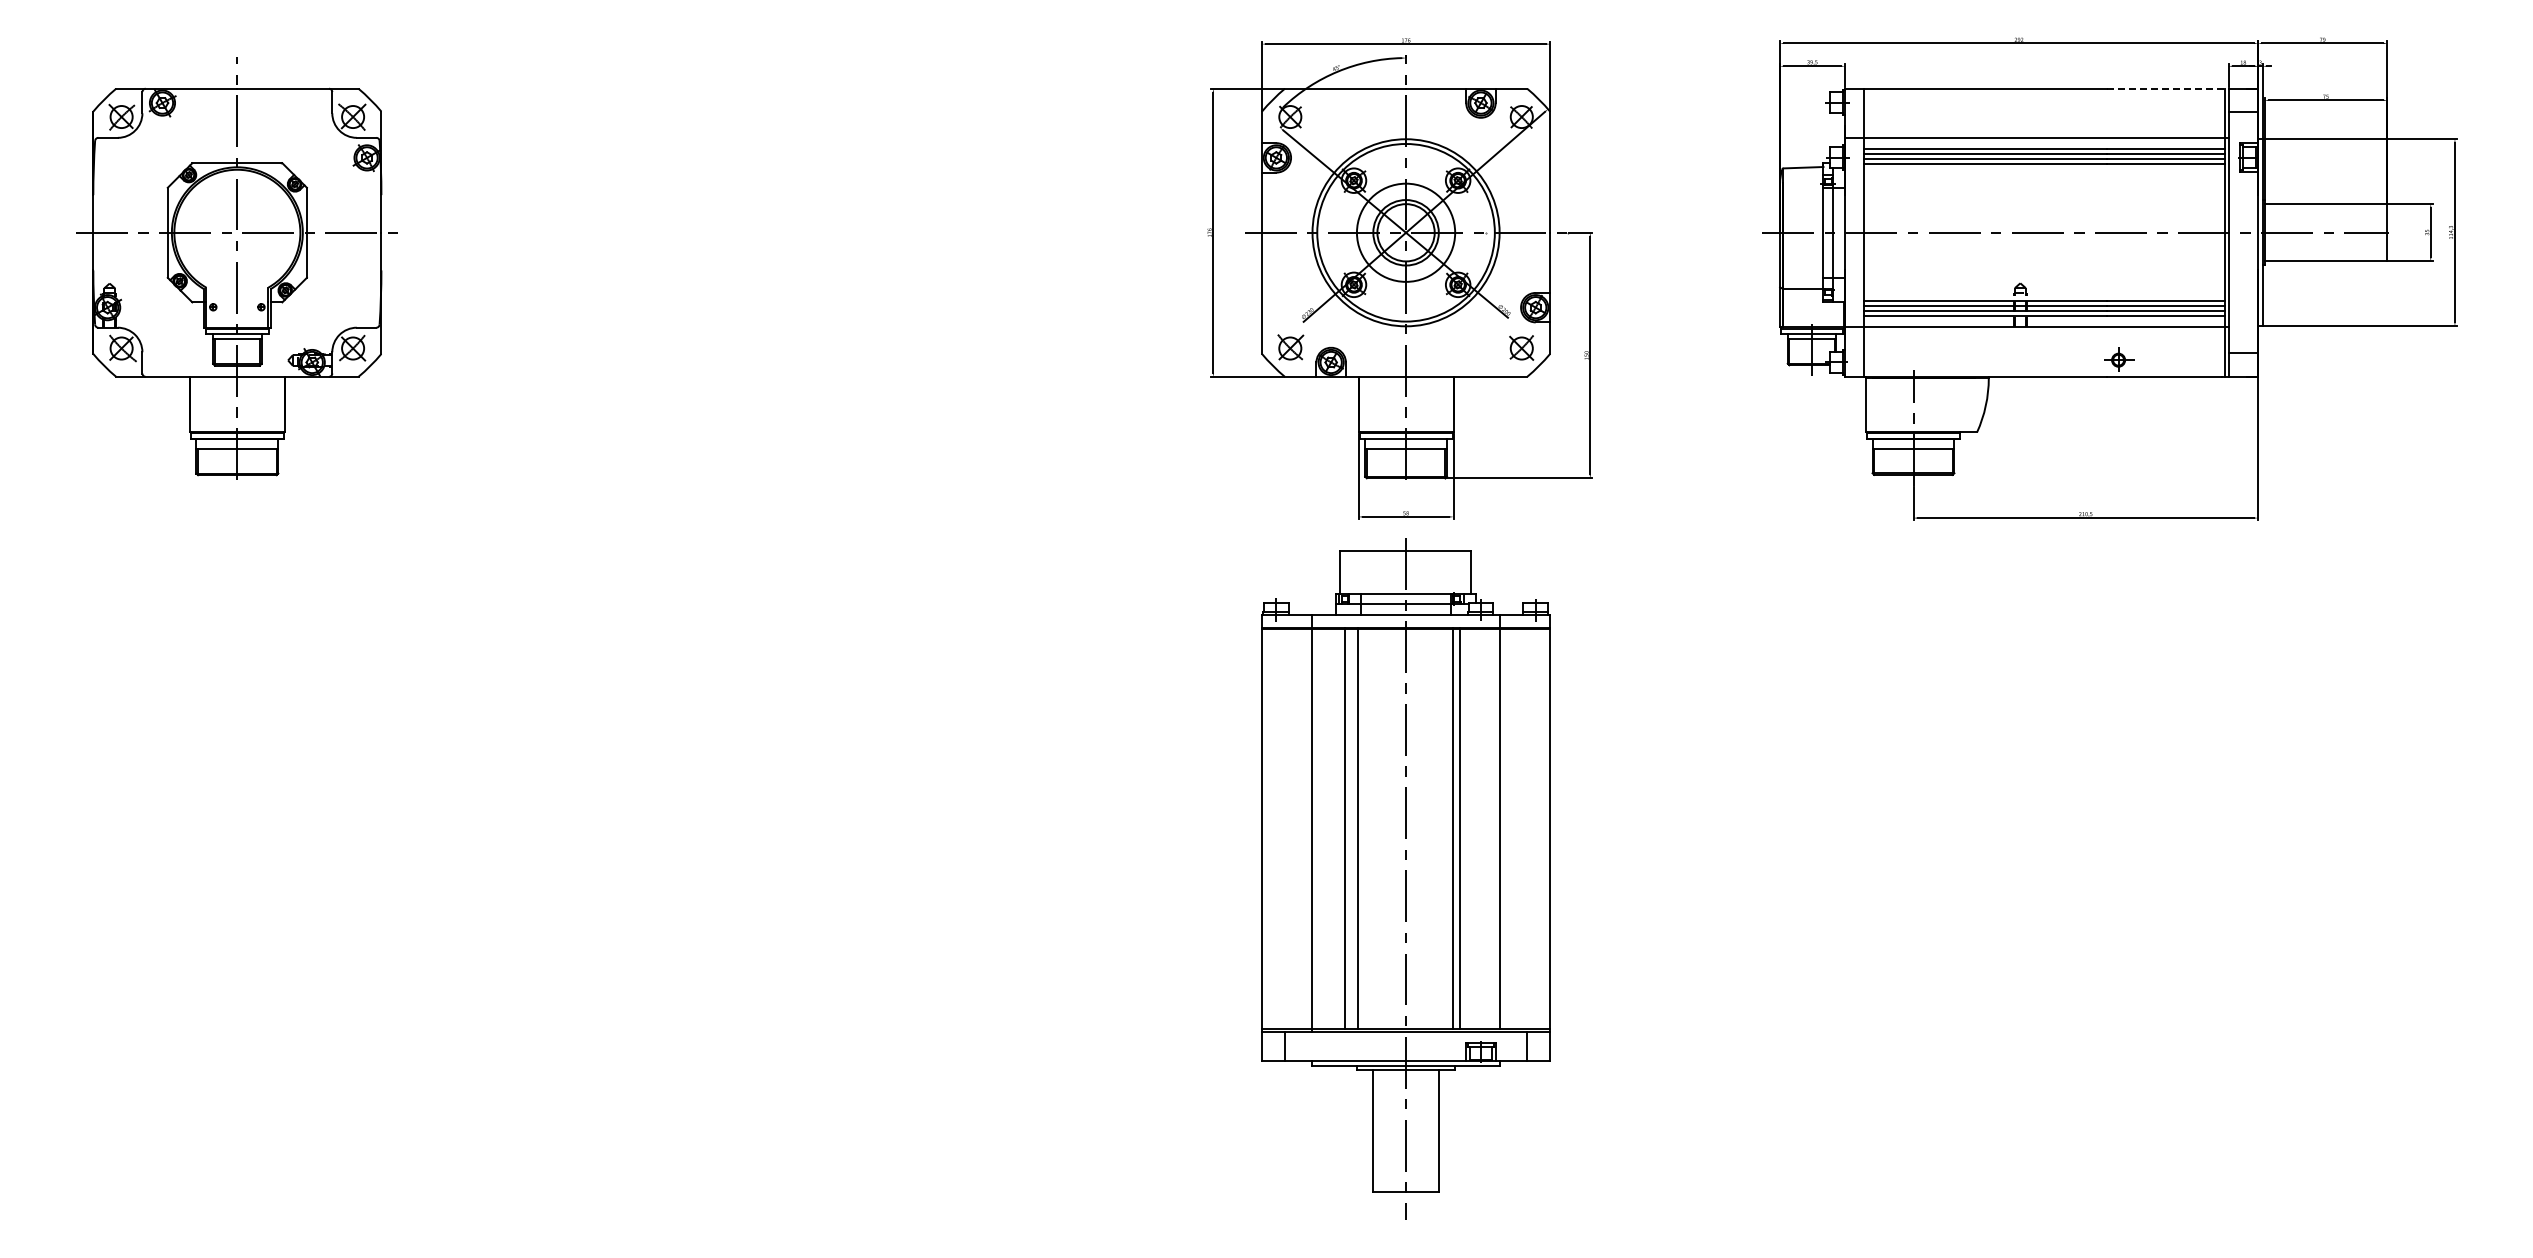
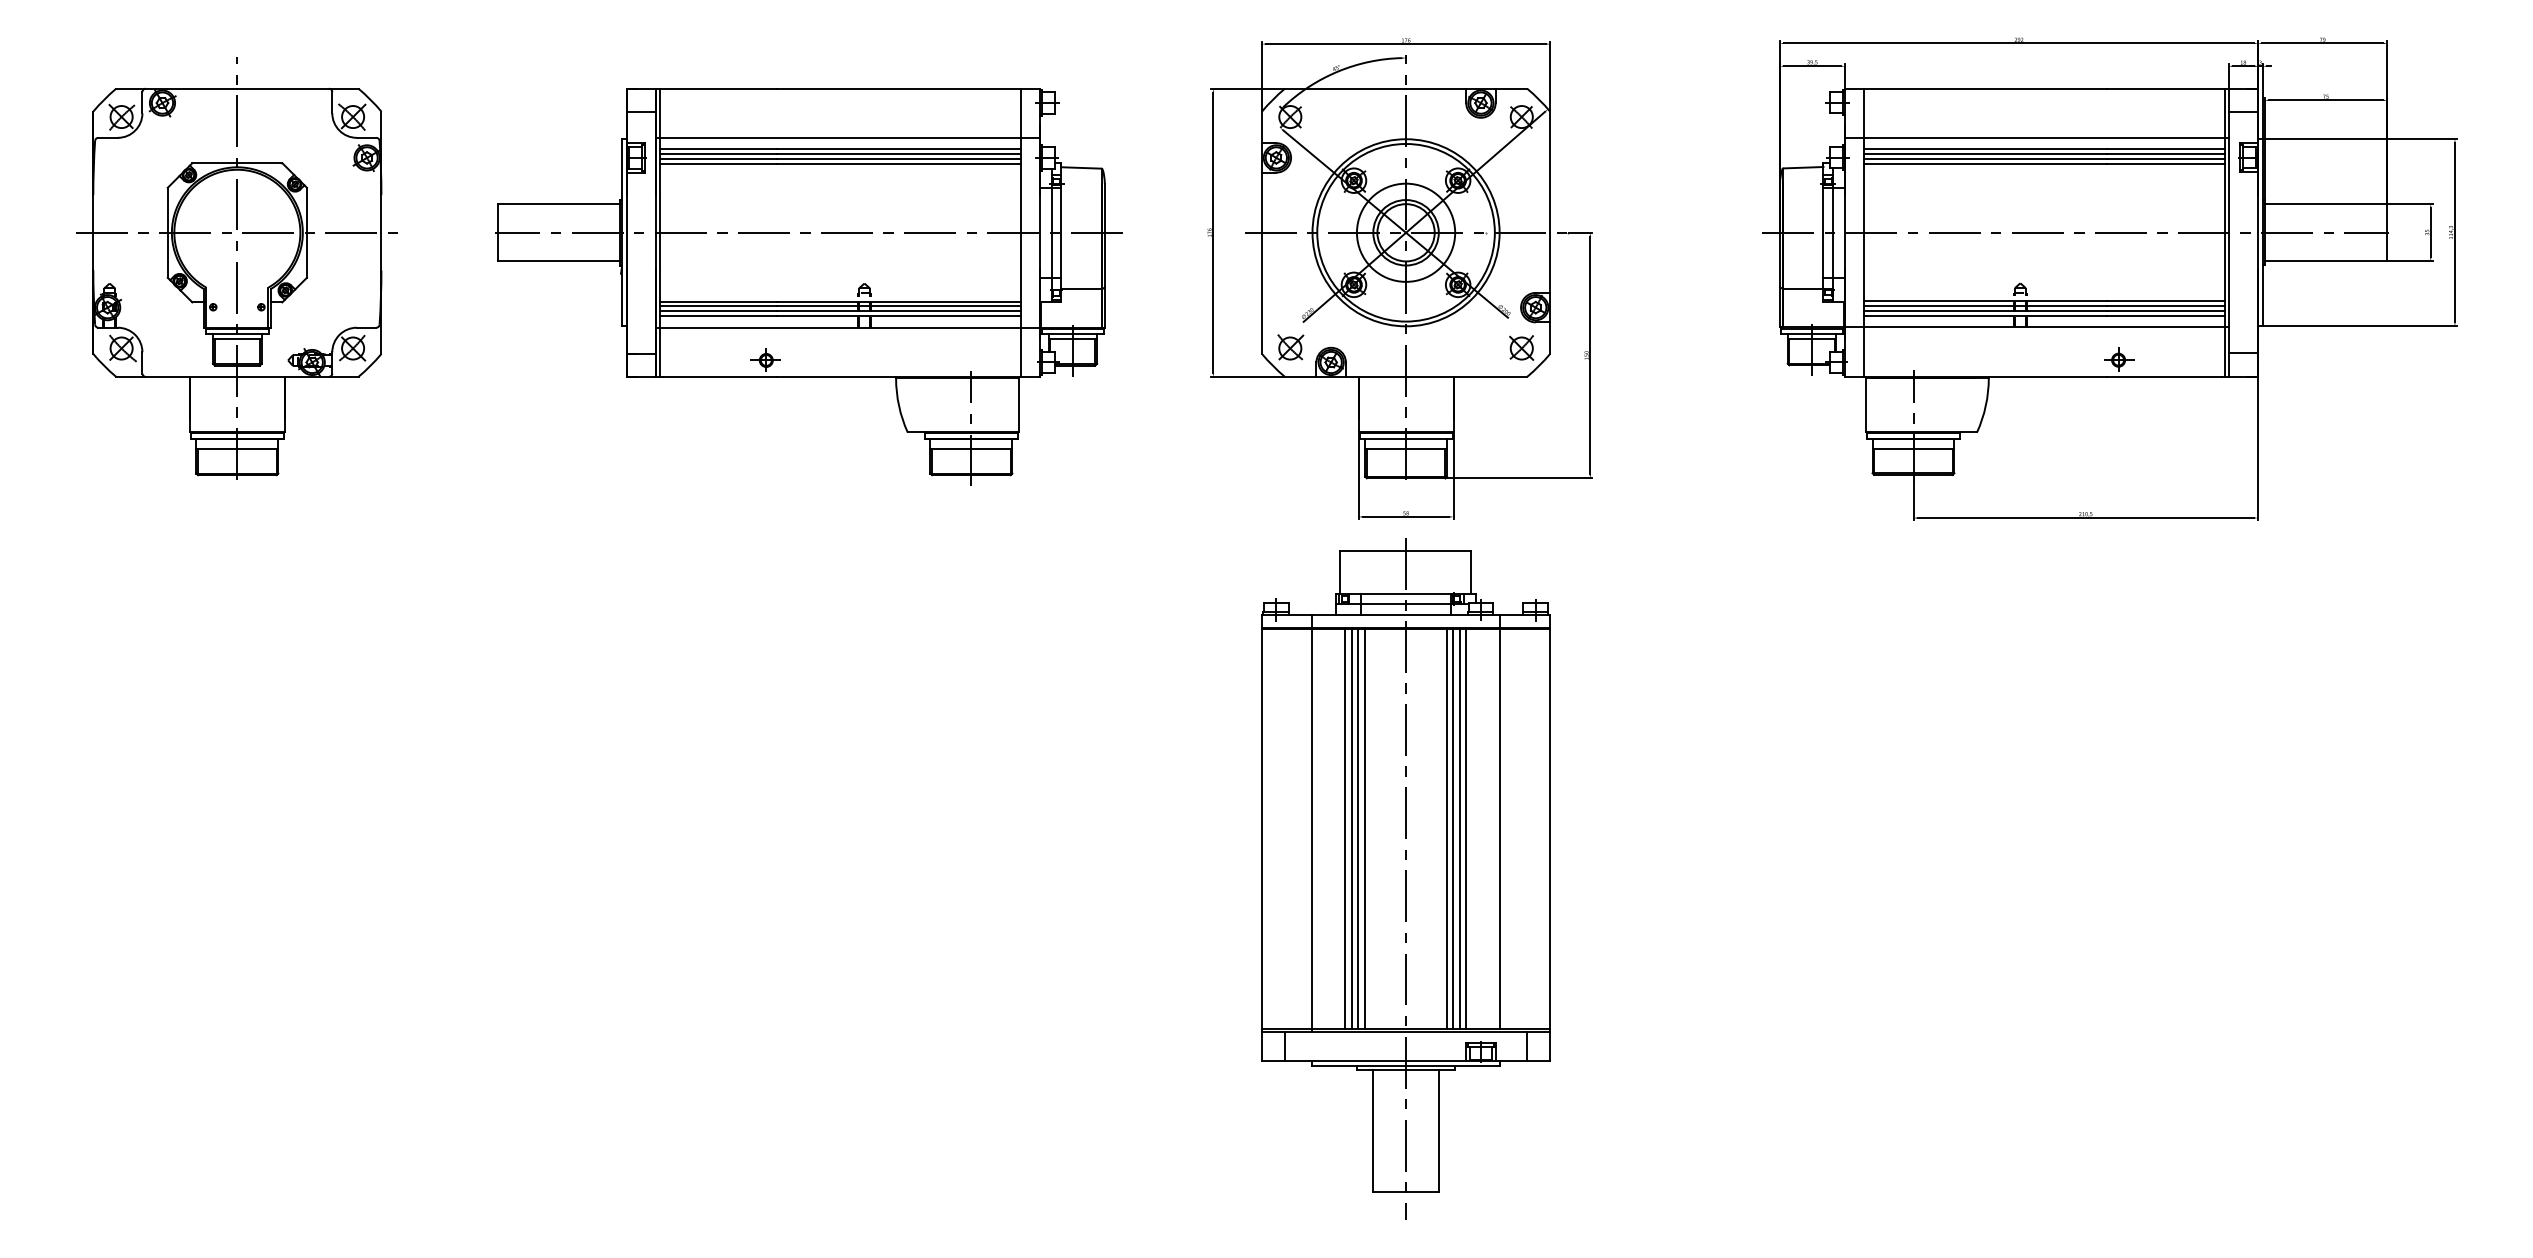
line: dashed -> solid (2168, 88)
part: none -> present (808, 286)
line: none -> present (1351, 828)
line: none -> present (1365, 828)
line: none -> present (1446, 828)
line: none -> present (1466, 828)
